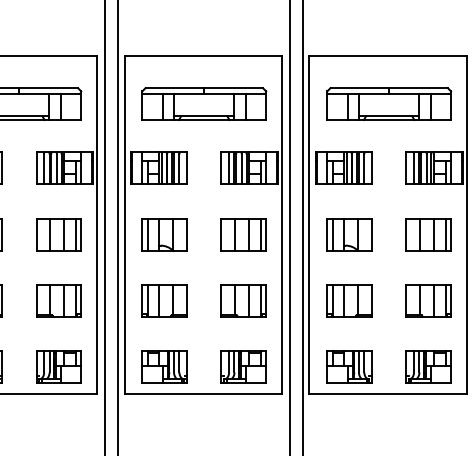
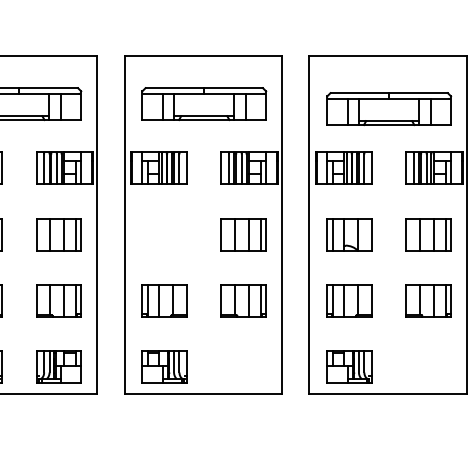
part position: (389, 103) -> (389, 108) (389, 108)
line: present -> none (105, 227)
line: present -> none (118, 227)
line: present -> none (290, 227)
line: present -> none (303, 227)
part: present -> none (164, 234)
part: present -> none (243, 366)
part: present -> none (428, 366)
